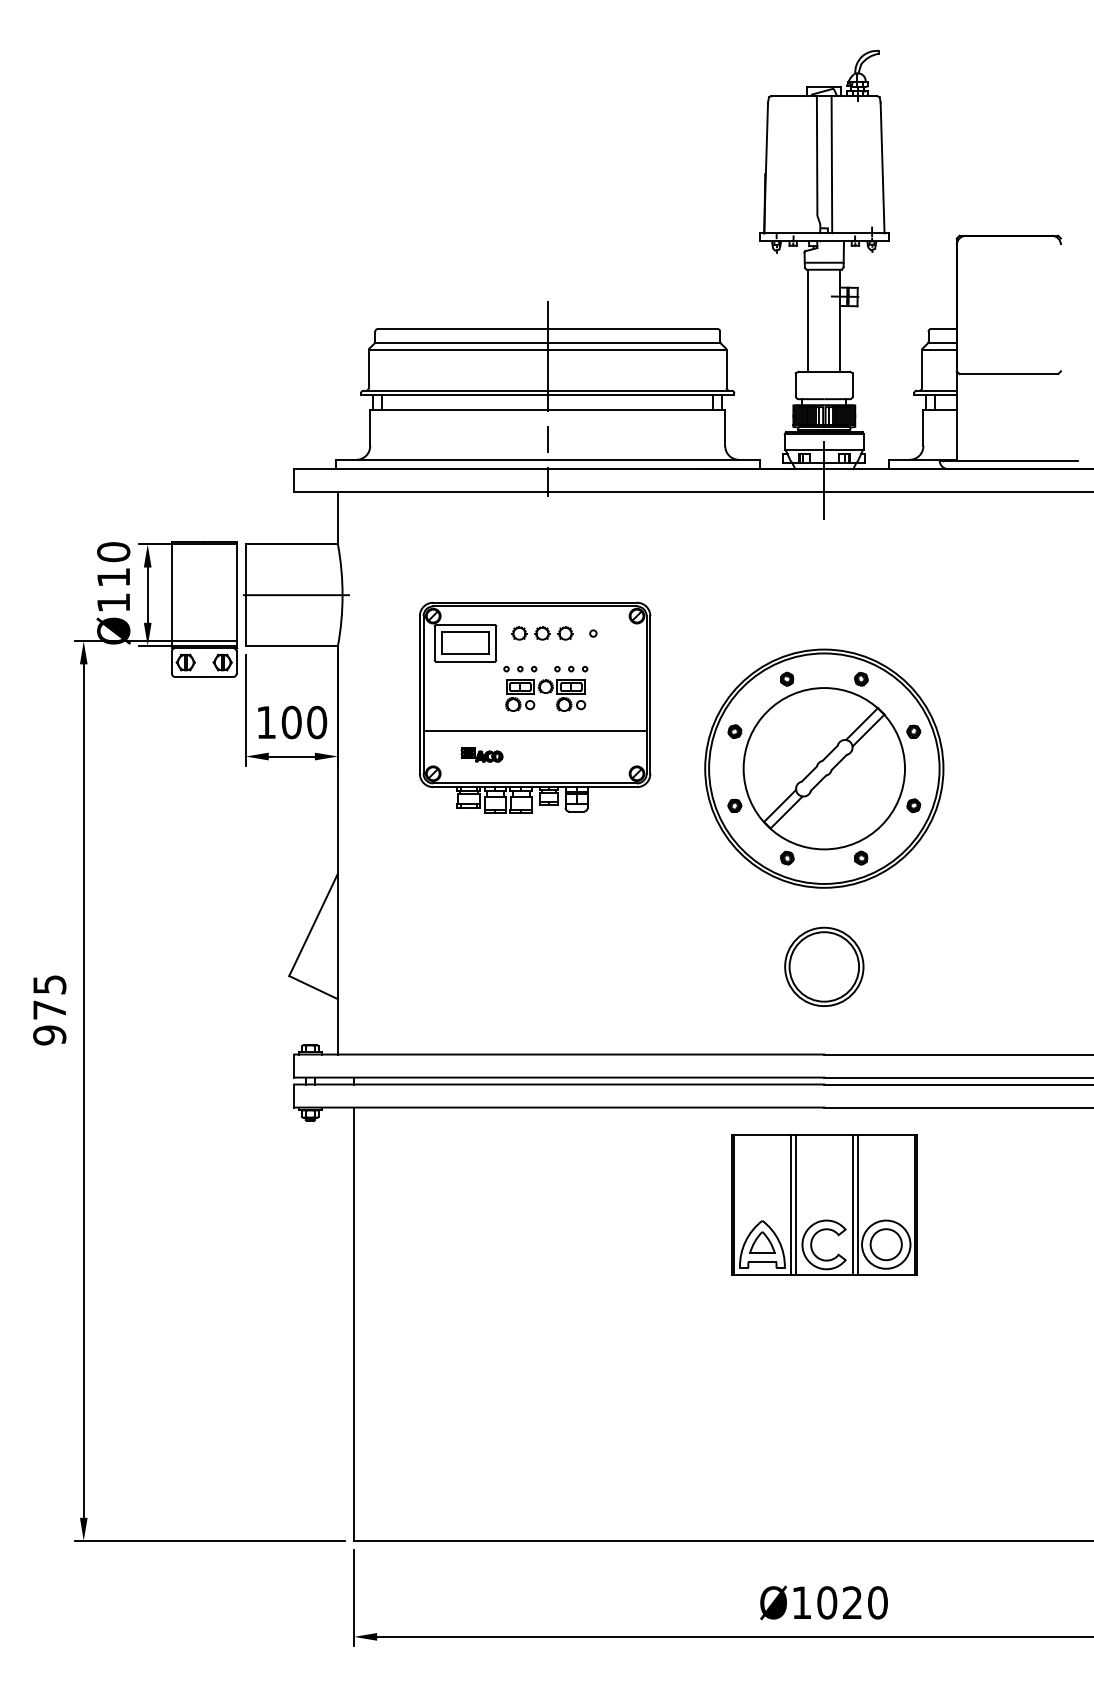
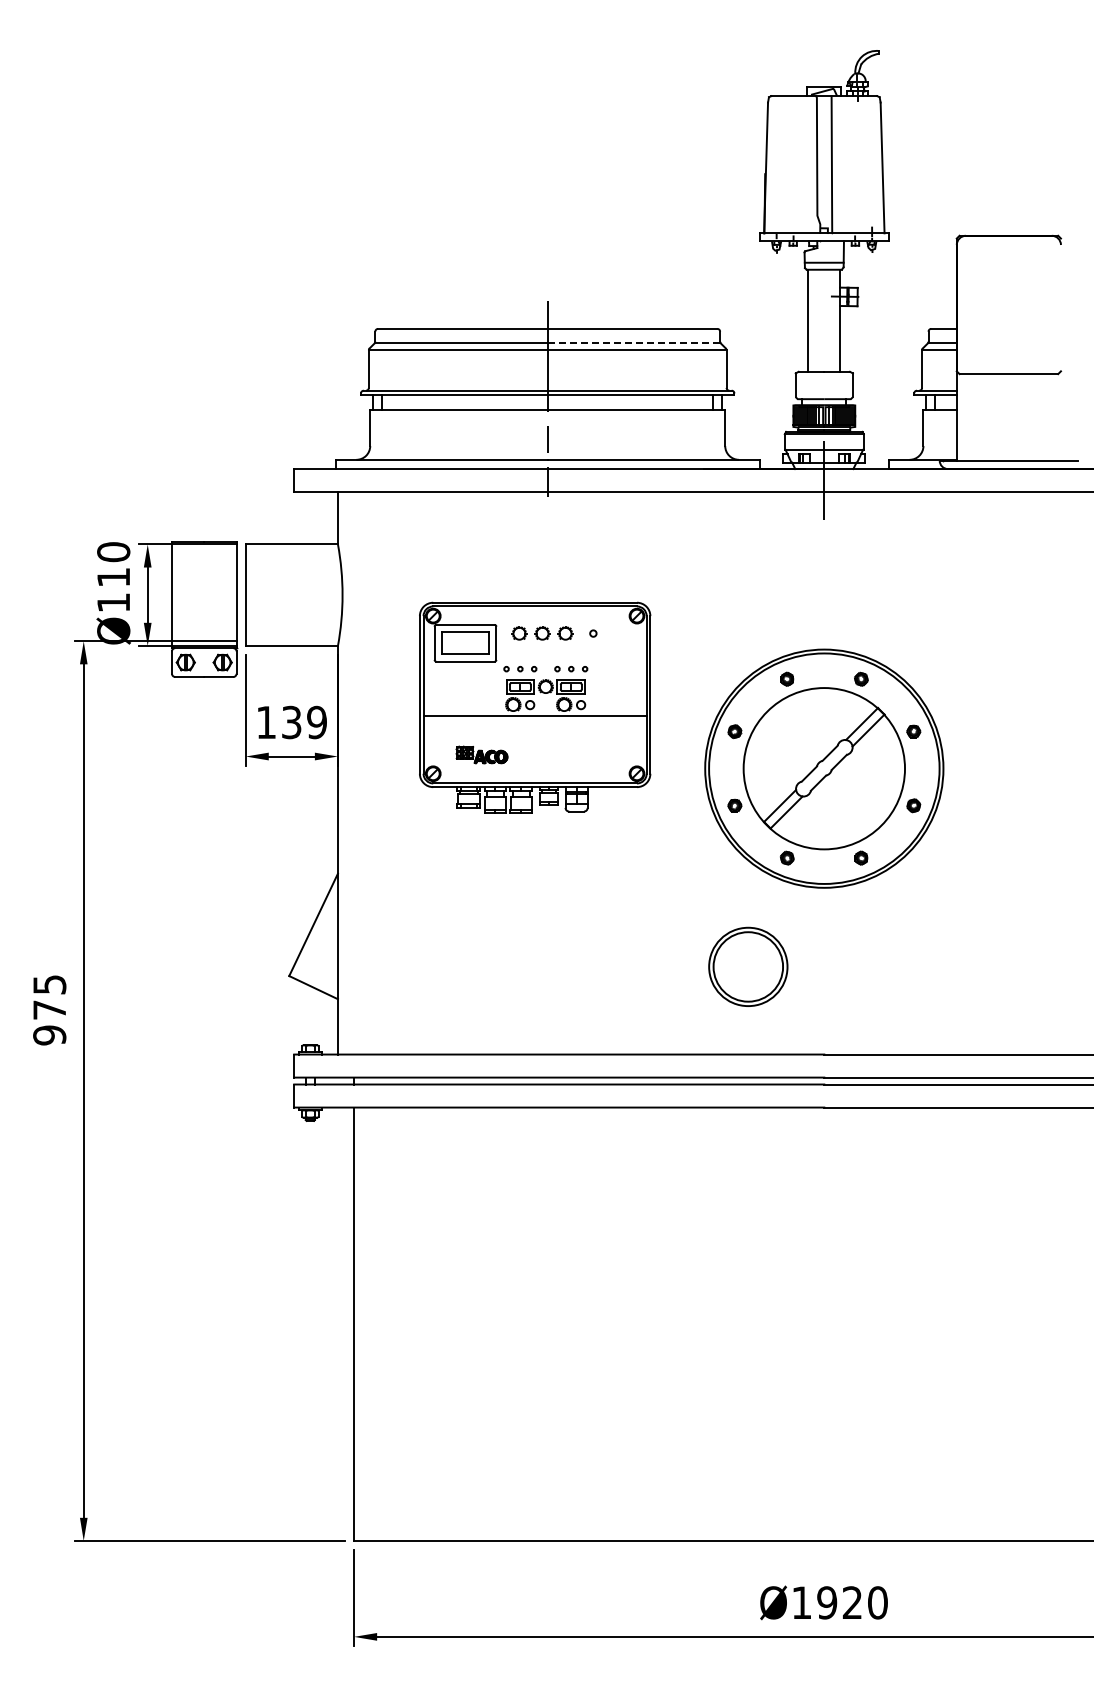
line: solid -> dashed (633, 342)
line: present -> none (296, 595)
text: 100 -> 139 (304, 722)
line position: (534, 730) -> (534, 715) (534, 715)
part size: 44x16 px -> 54x20 px (481, 754)
part position: (824, 966) -> (748, 966) (748, 966)
part: present -> none (824, 1204)
text: Ø1020 -> Ø1920 (827, 1602)
